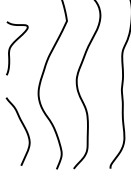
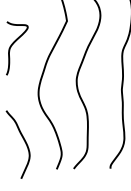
curve position: (23, 127) -> (23, 140) (23, 140)
